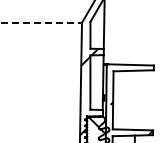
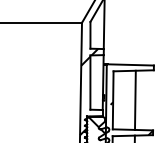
line: dashed -> solid (41, 22)
line: none -> present (134, 99)
